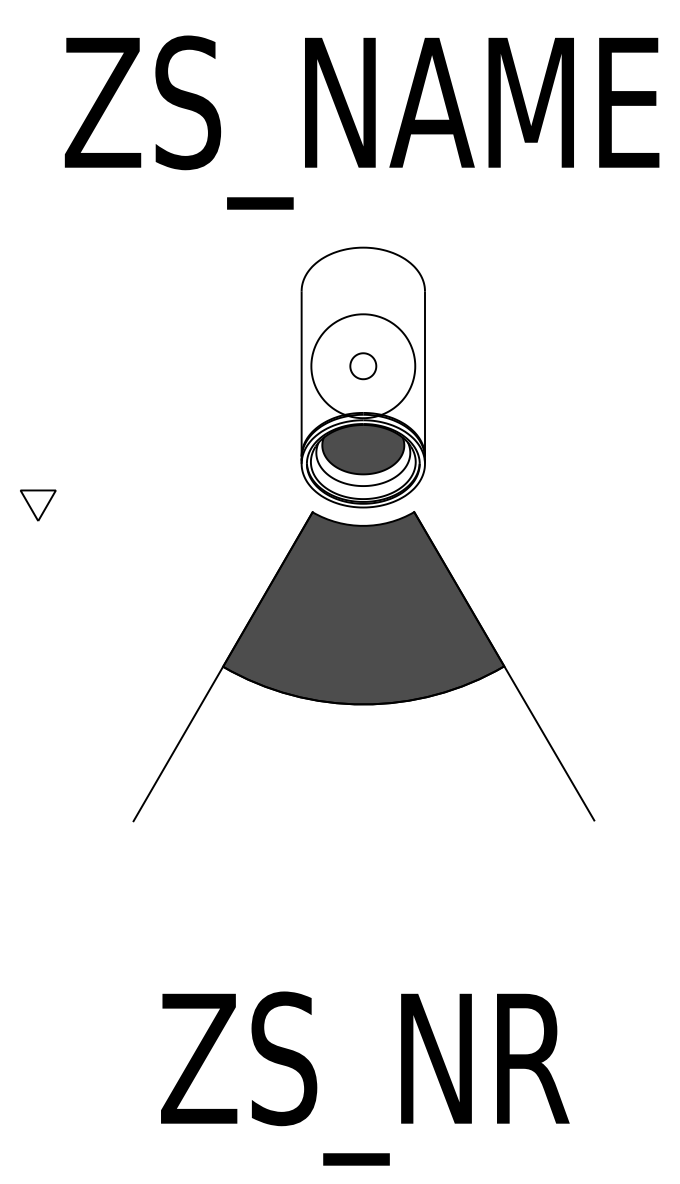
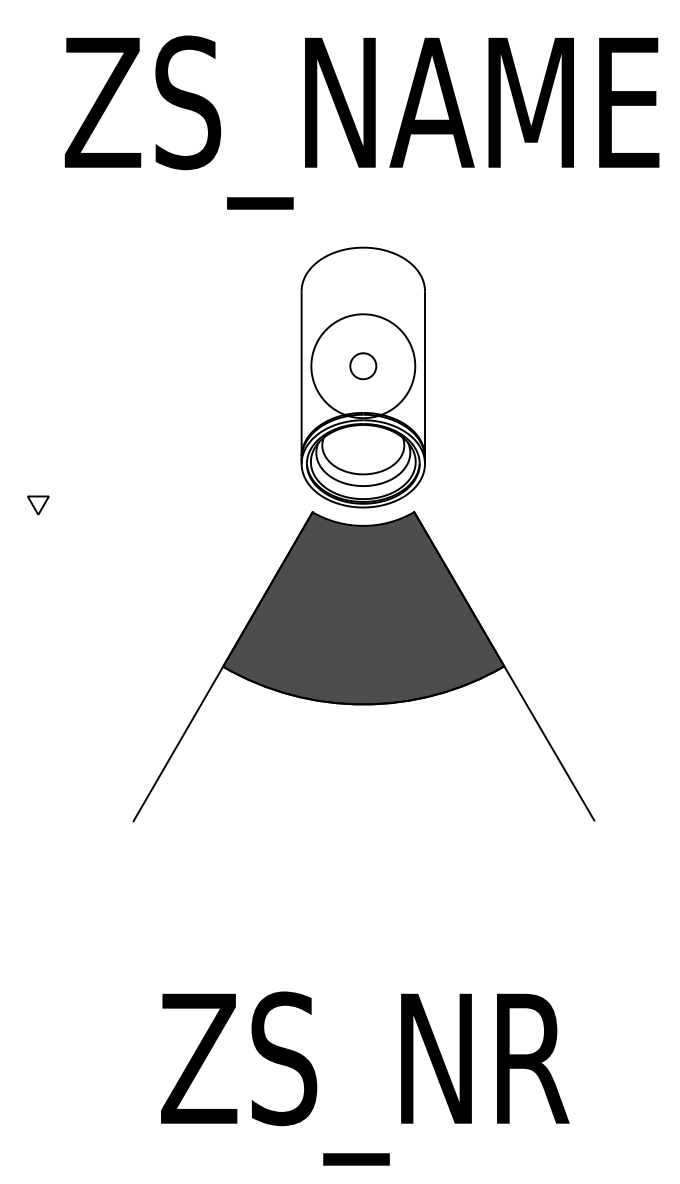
fill: present -> none (363, 449)
part size: 37x33 px -> 23x20 px (38, 504)
